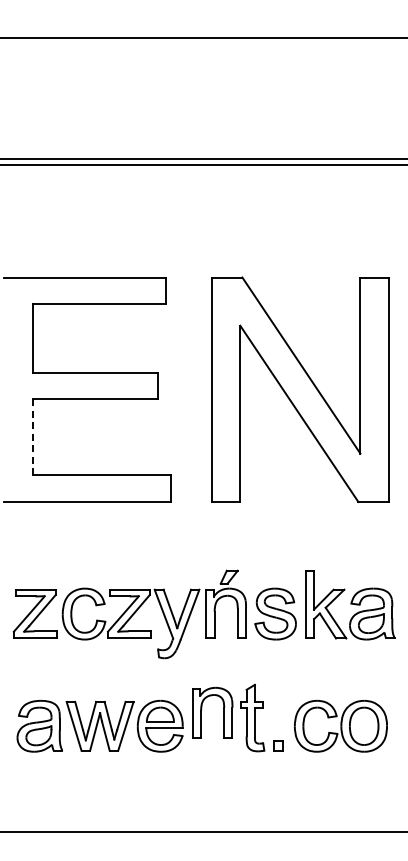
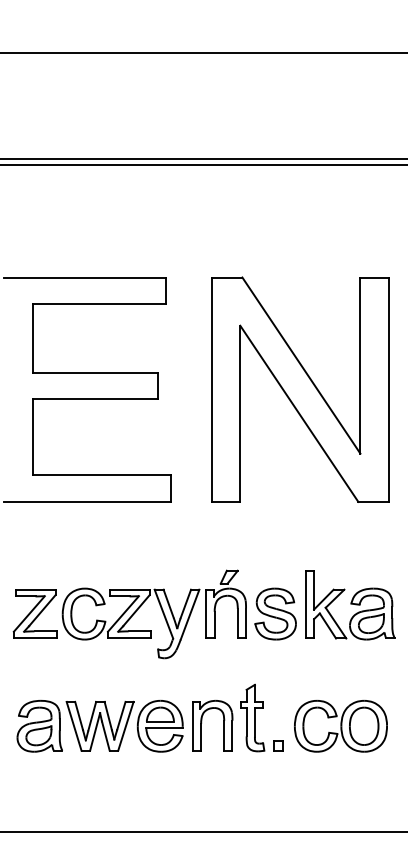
line position: (203, 38) -> (203, 53) (203, 53)
line: dashed -> solid (33, 436)
part position: (202, 709) -> (202, 722) (202, 722)
